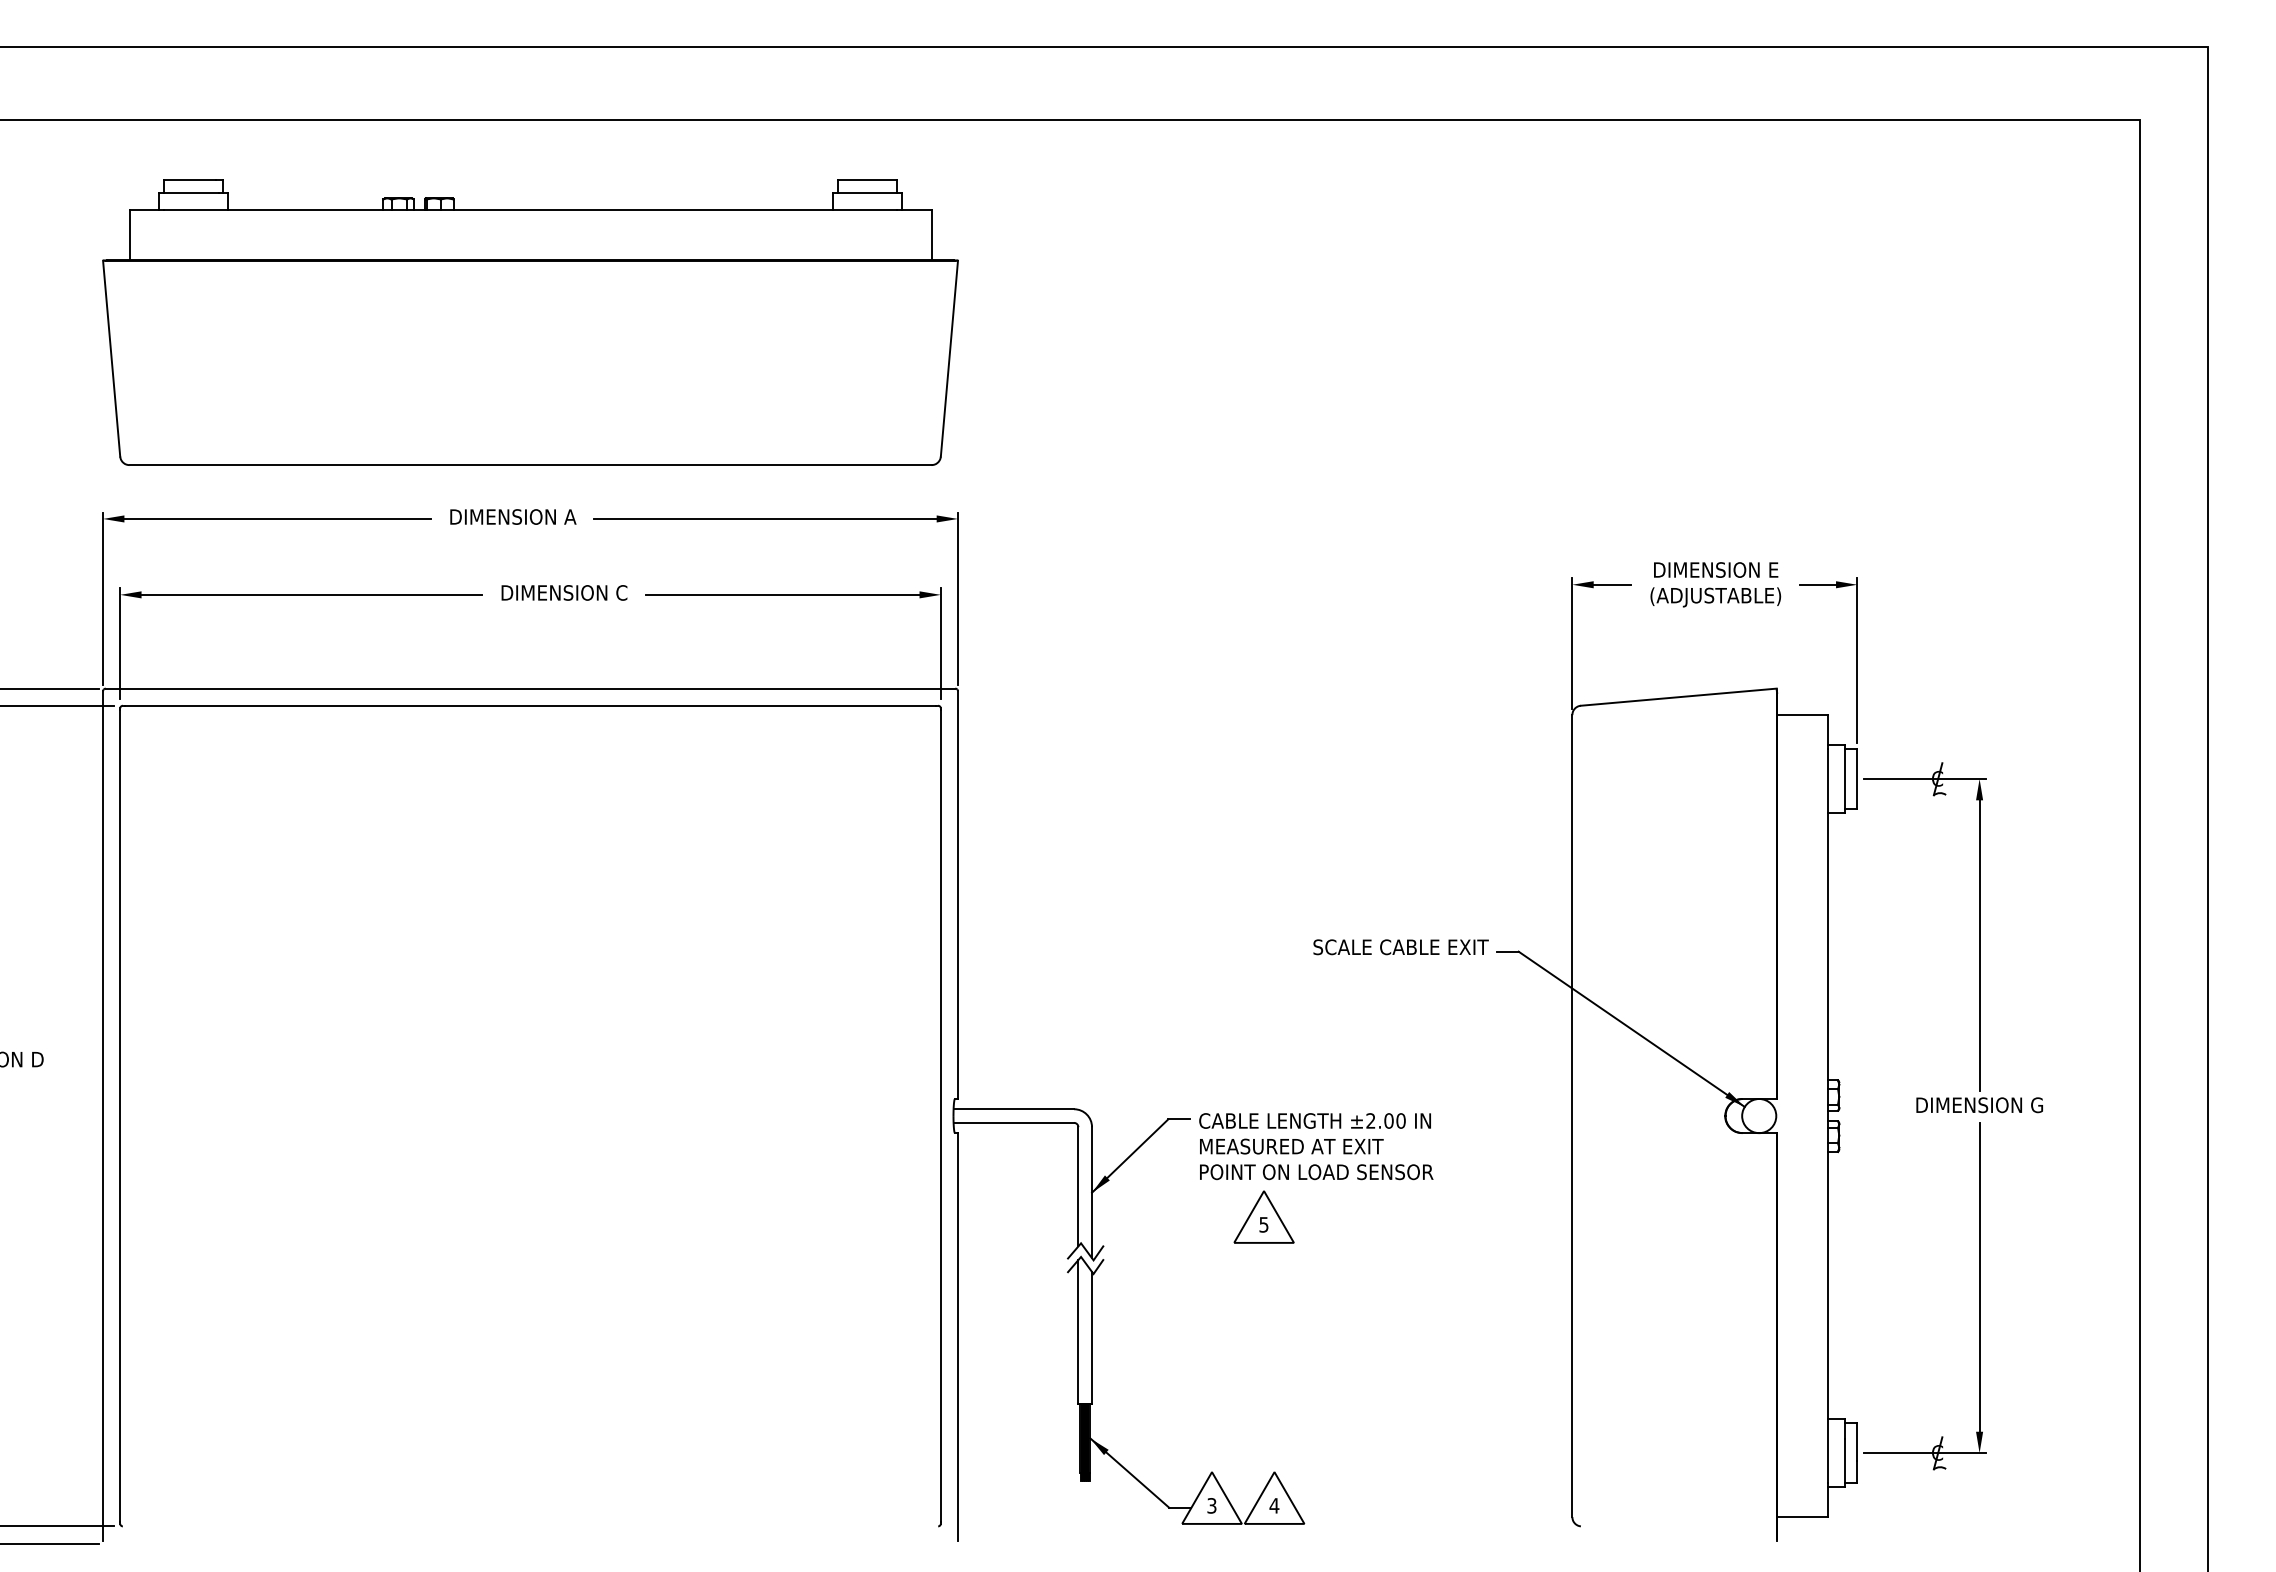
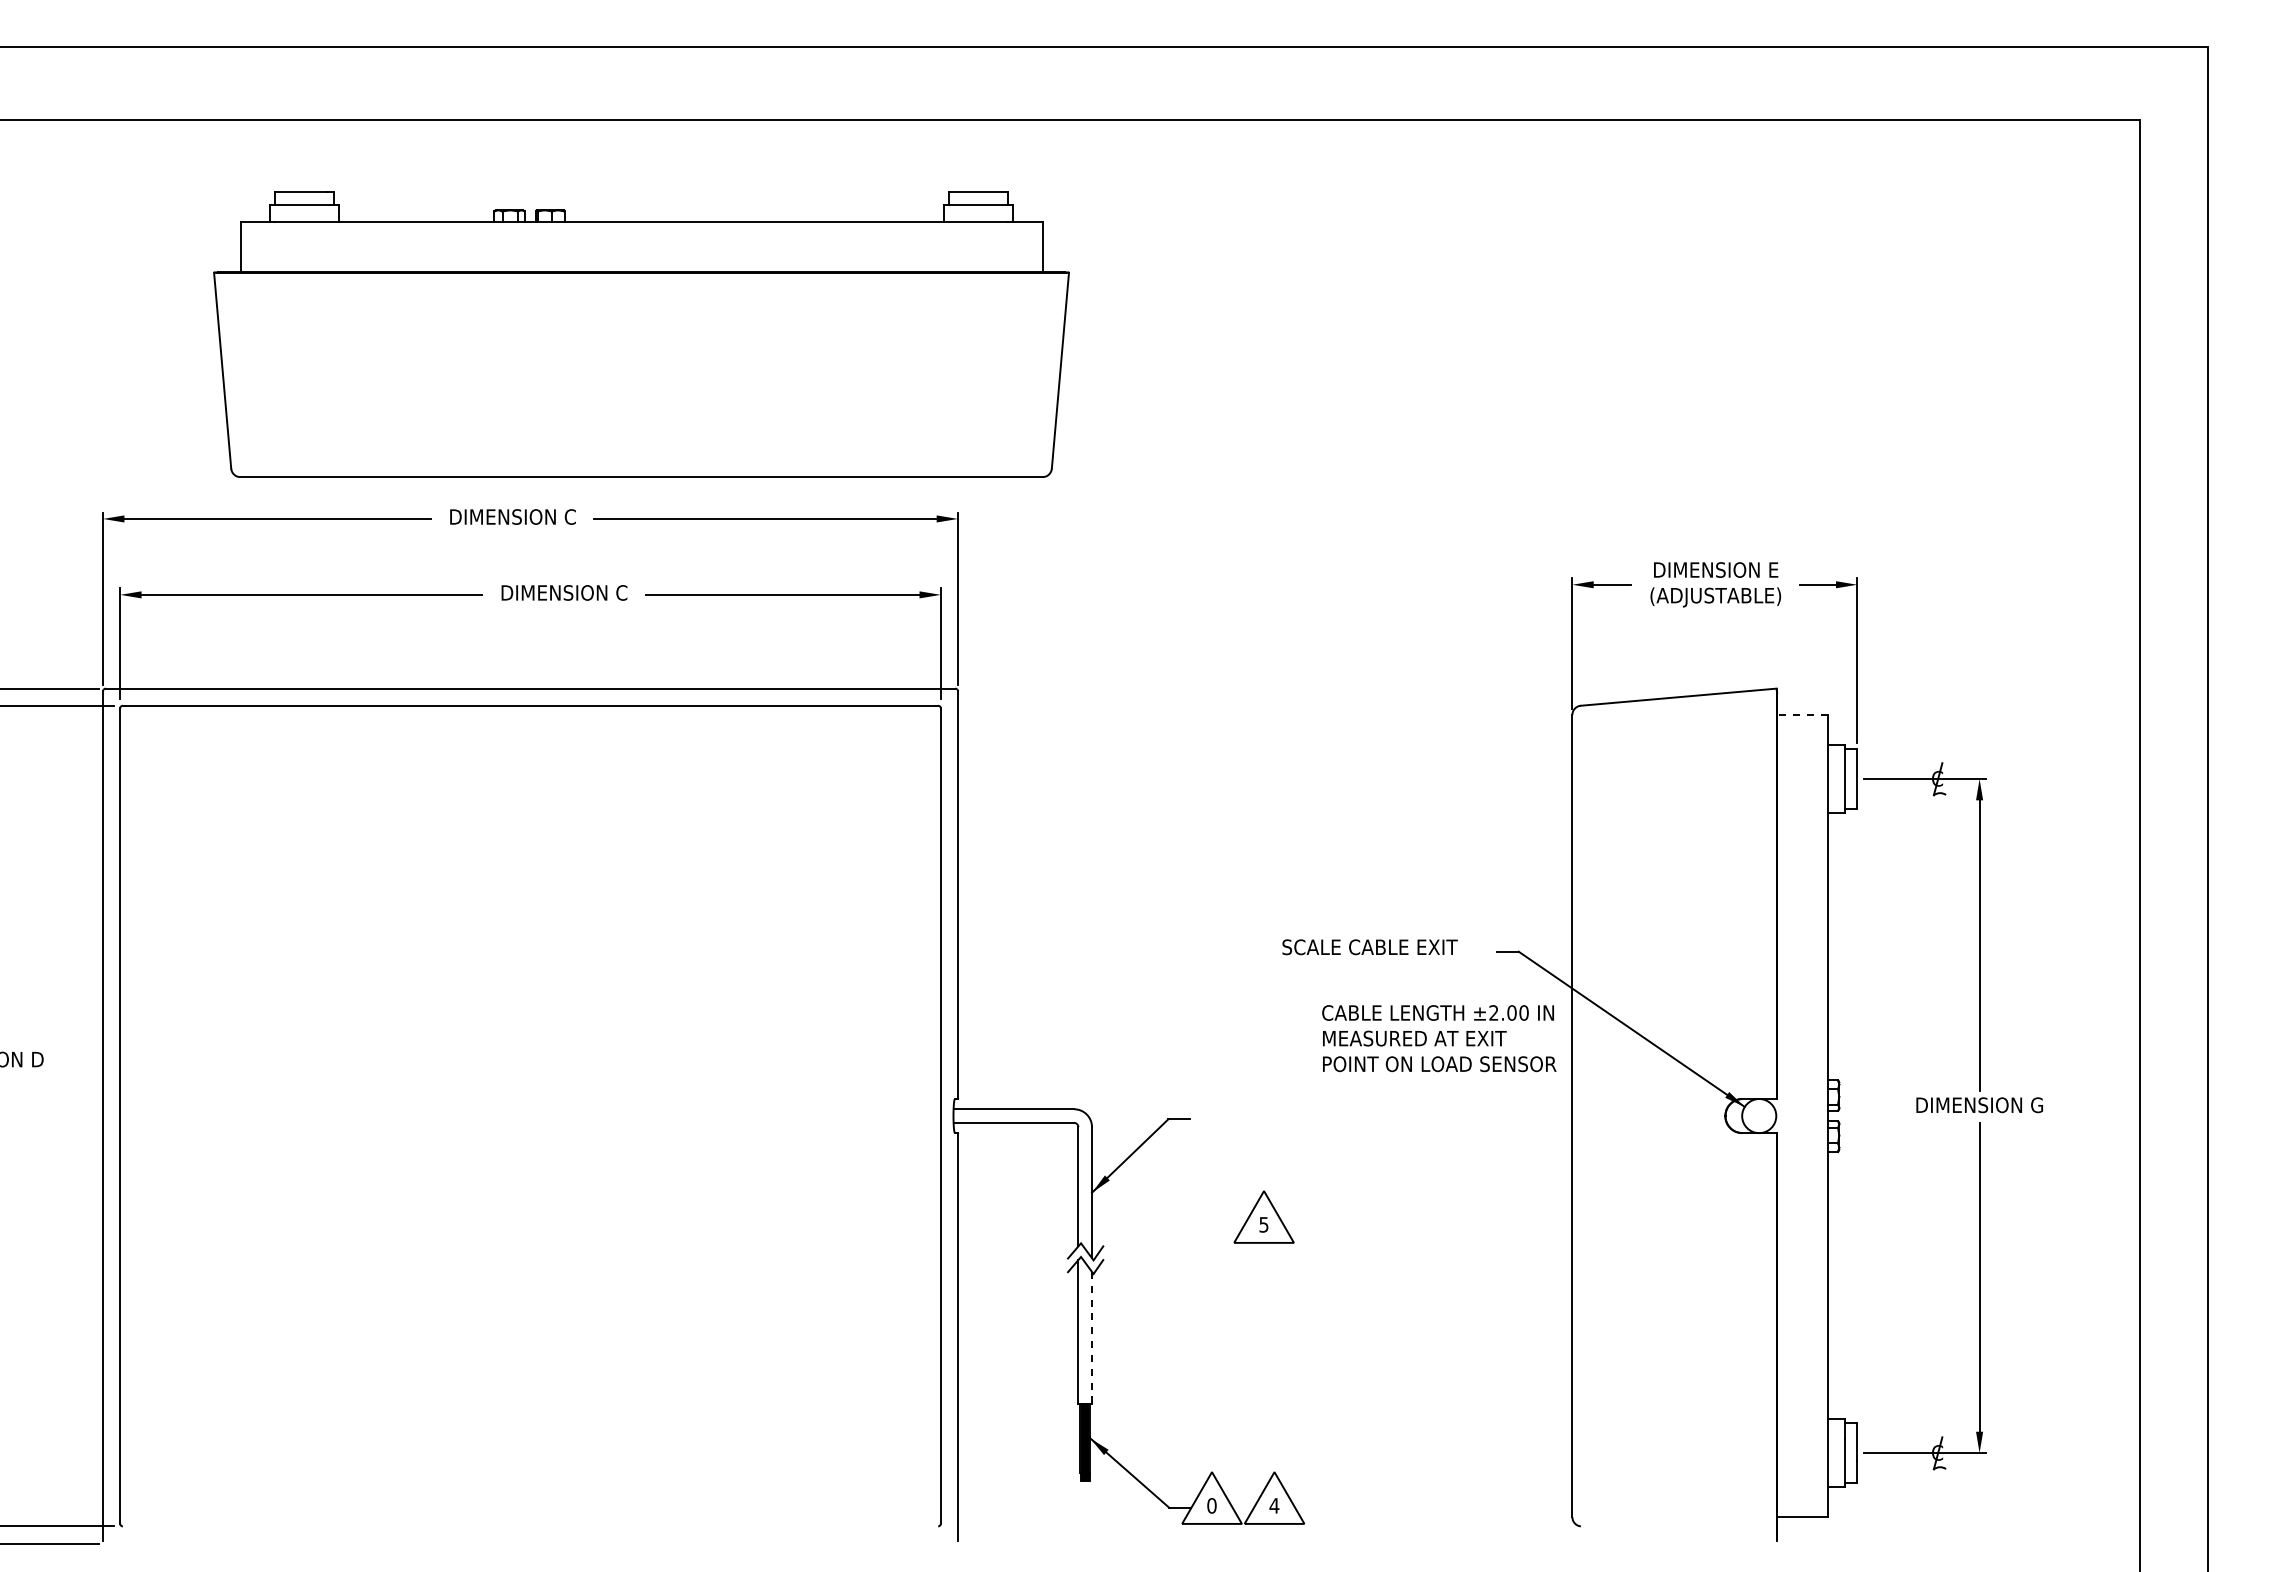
part position: (530, 322) -> (641, 334) (641, 334)
text: DIMENSION A -> DIMENSION C (513, 516)
line: solid -> dashed (1801, 715)
text position: (1400, 947) -> (1369, 947) (1369, 947)
text position: (1316, 1146) -> (1439, 1038) (1439, 1038)
line: solid -> dashed (1092, 1338)
text: 3 -> 0 (1211, 1505)
